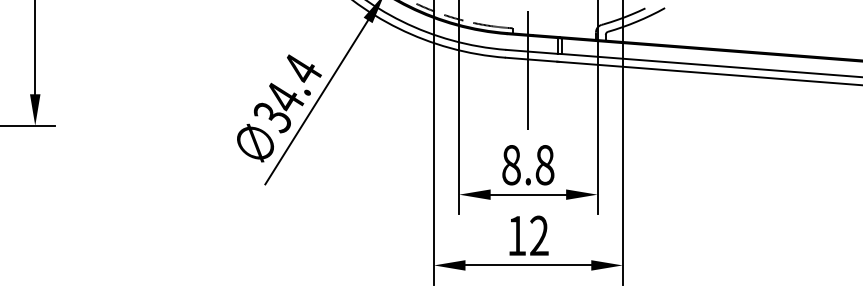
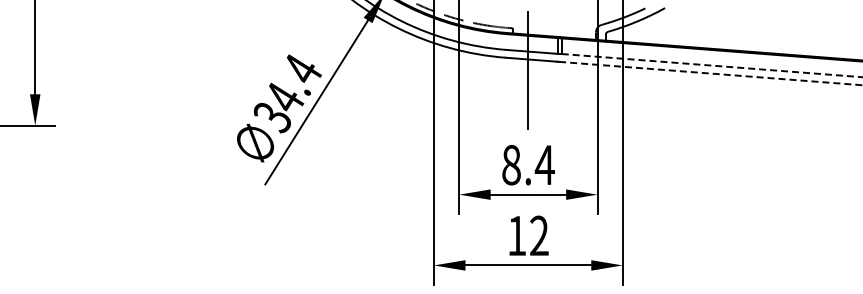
line: solid -> dashed (712, 65)
line: solid -> dashed (711, 73)
text: 8.8 -> 8.4 (544, 165)
